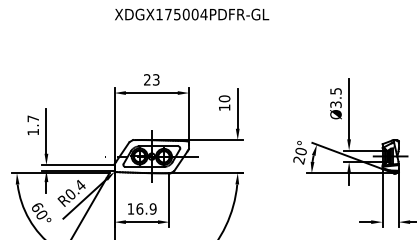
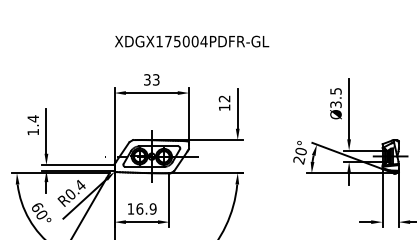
text position: (192, 14) -> (192, 41) (192, 41)
text: 23 -> 33 (147, 80)
text: 10 -> 12 (224, 98)
text: 1.7 -> 1.4 (32, 118)
